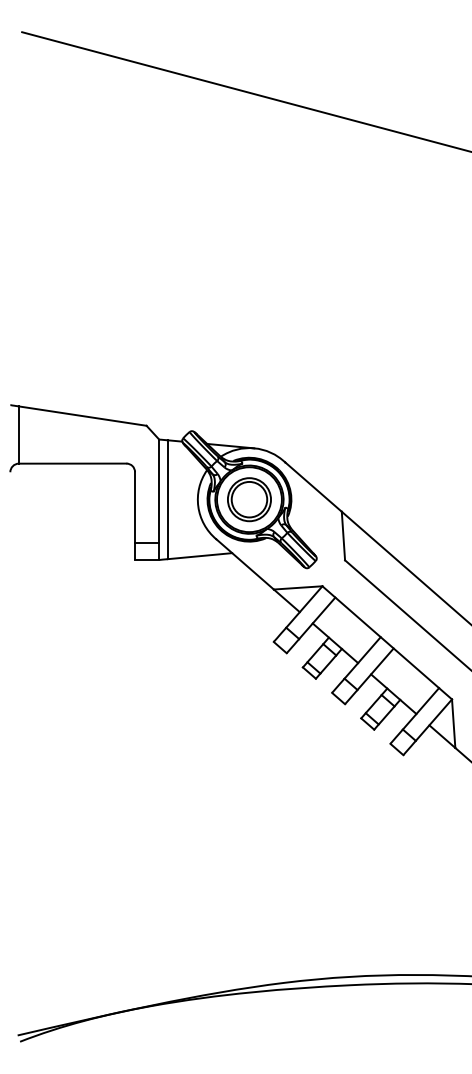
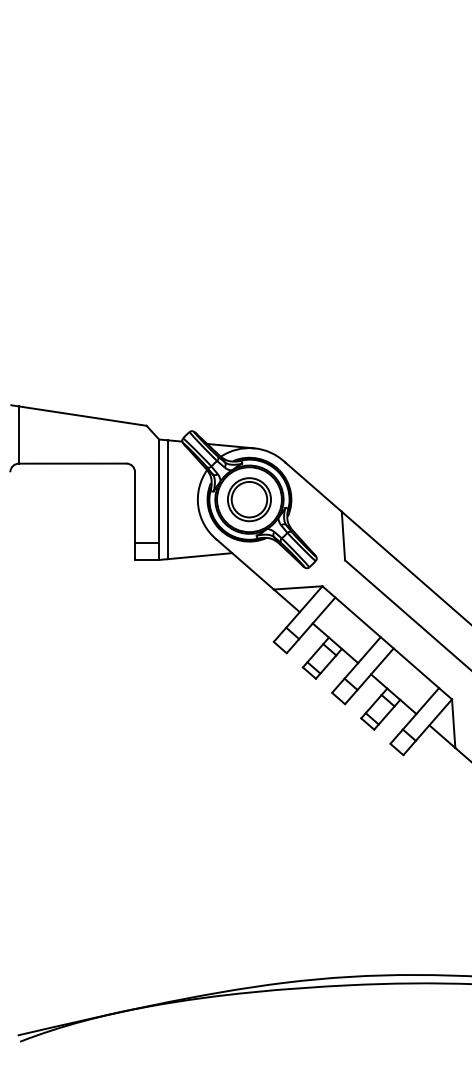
line: present -> none (245, 91)
